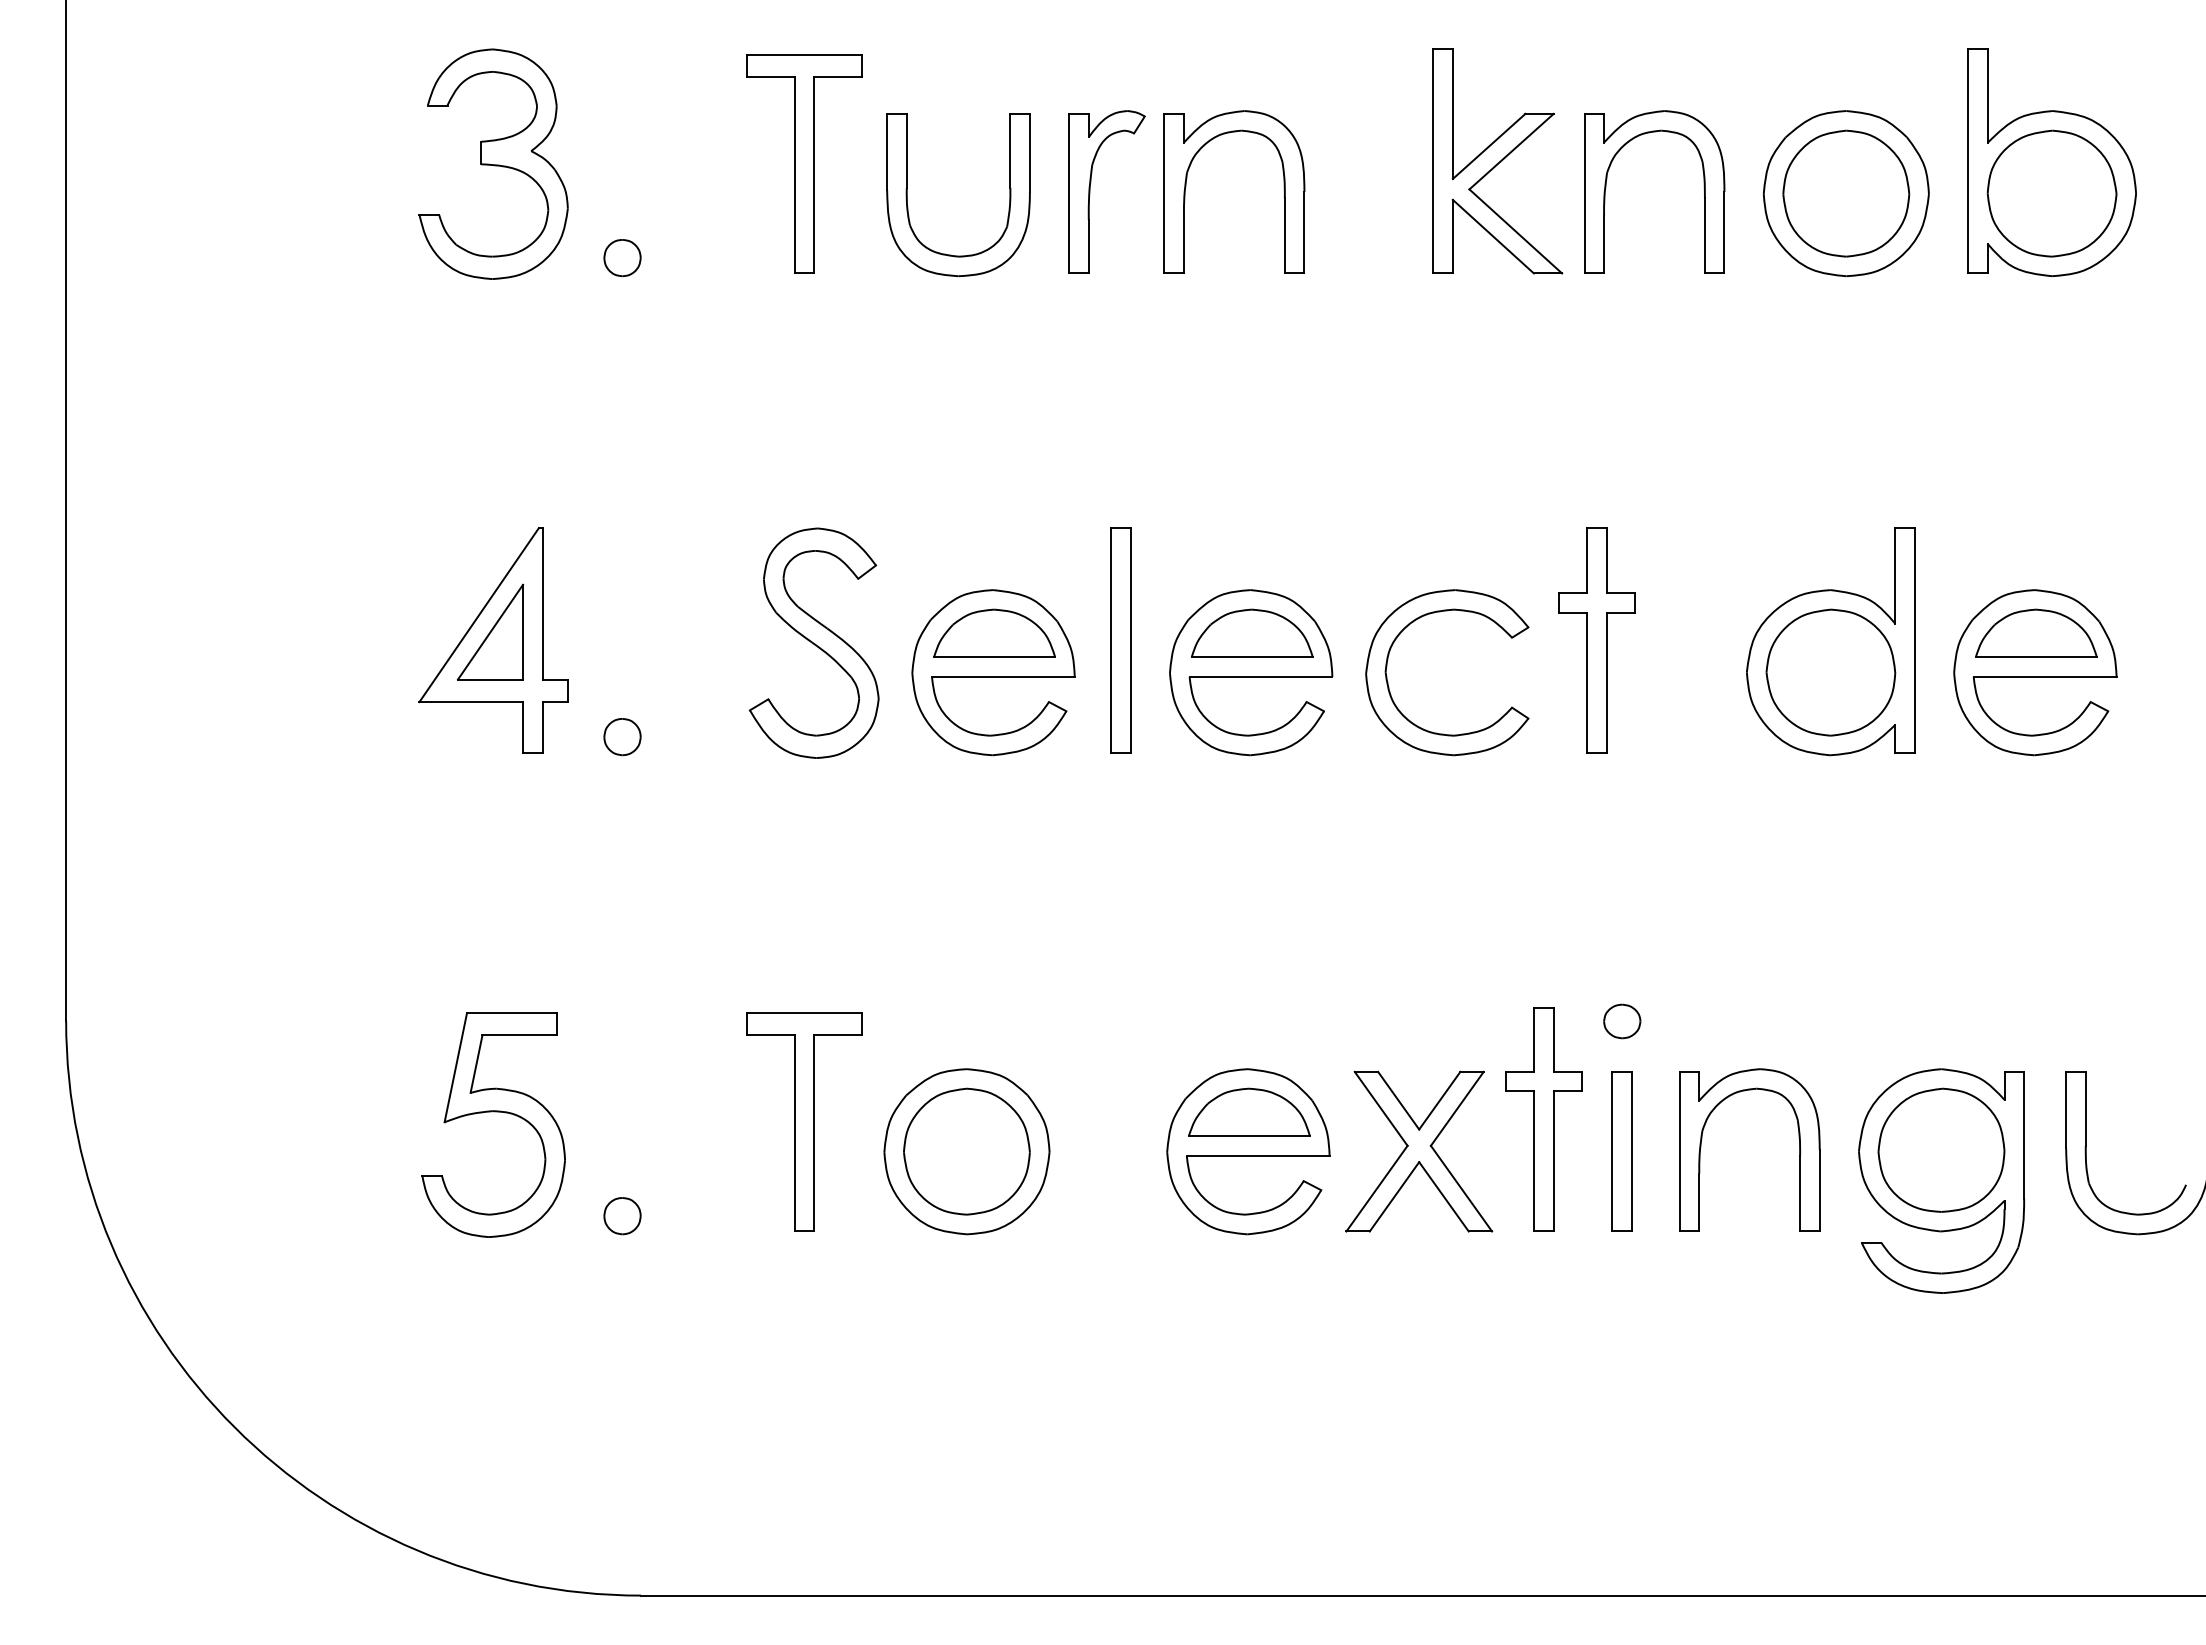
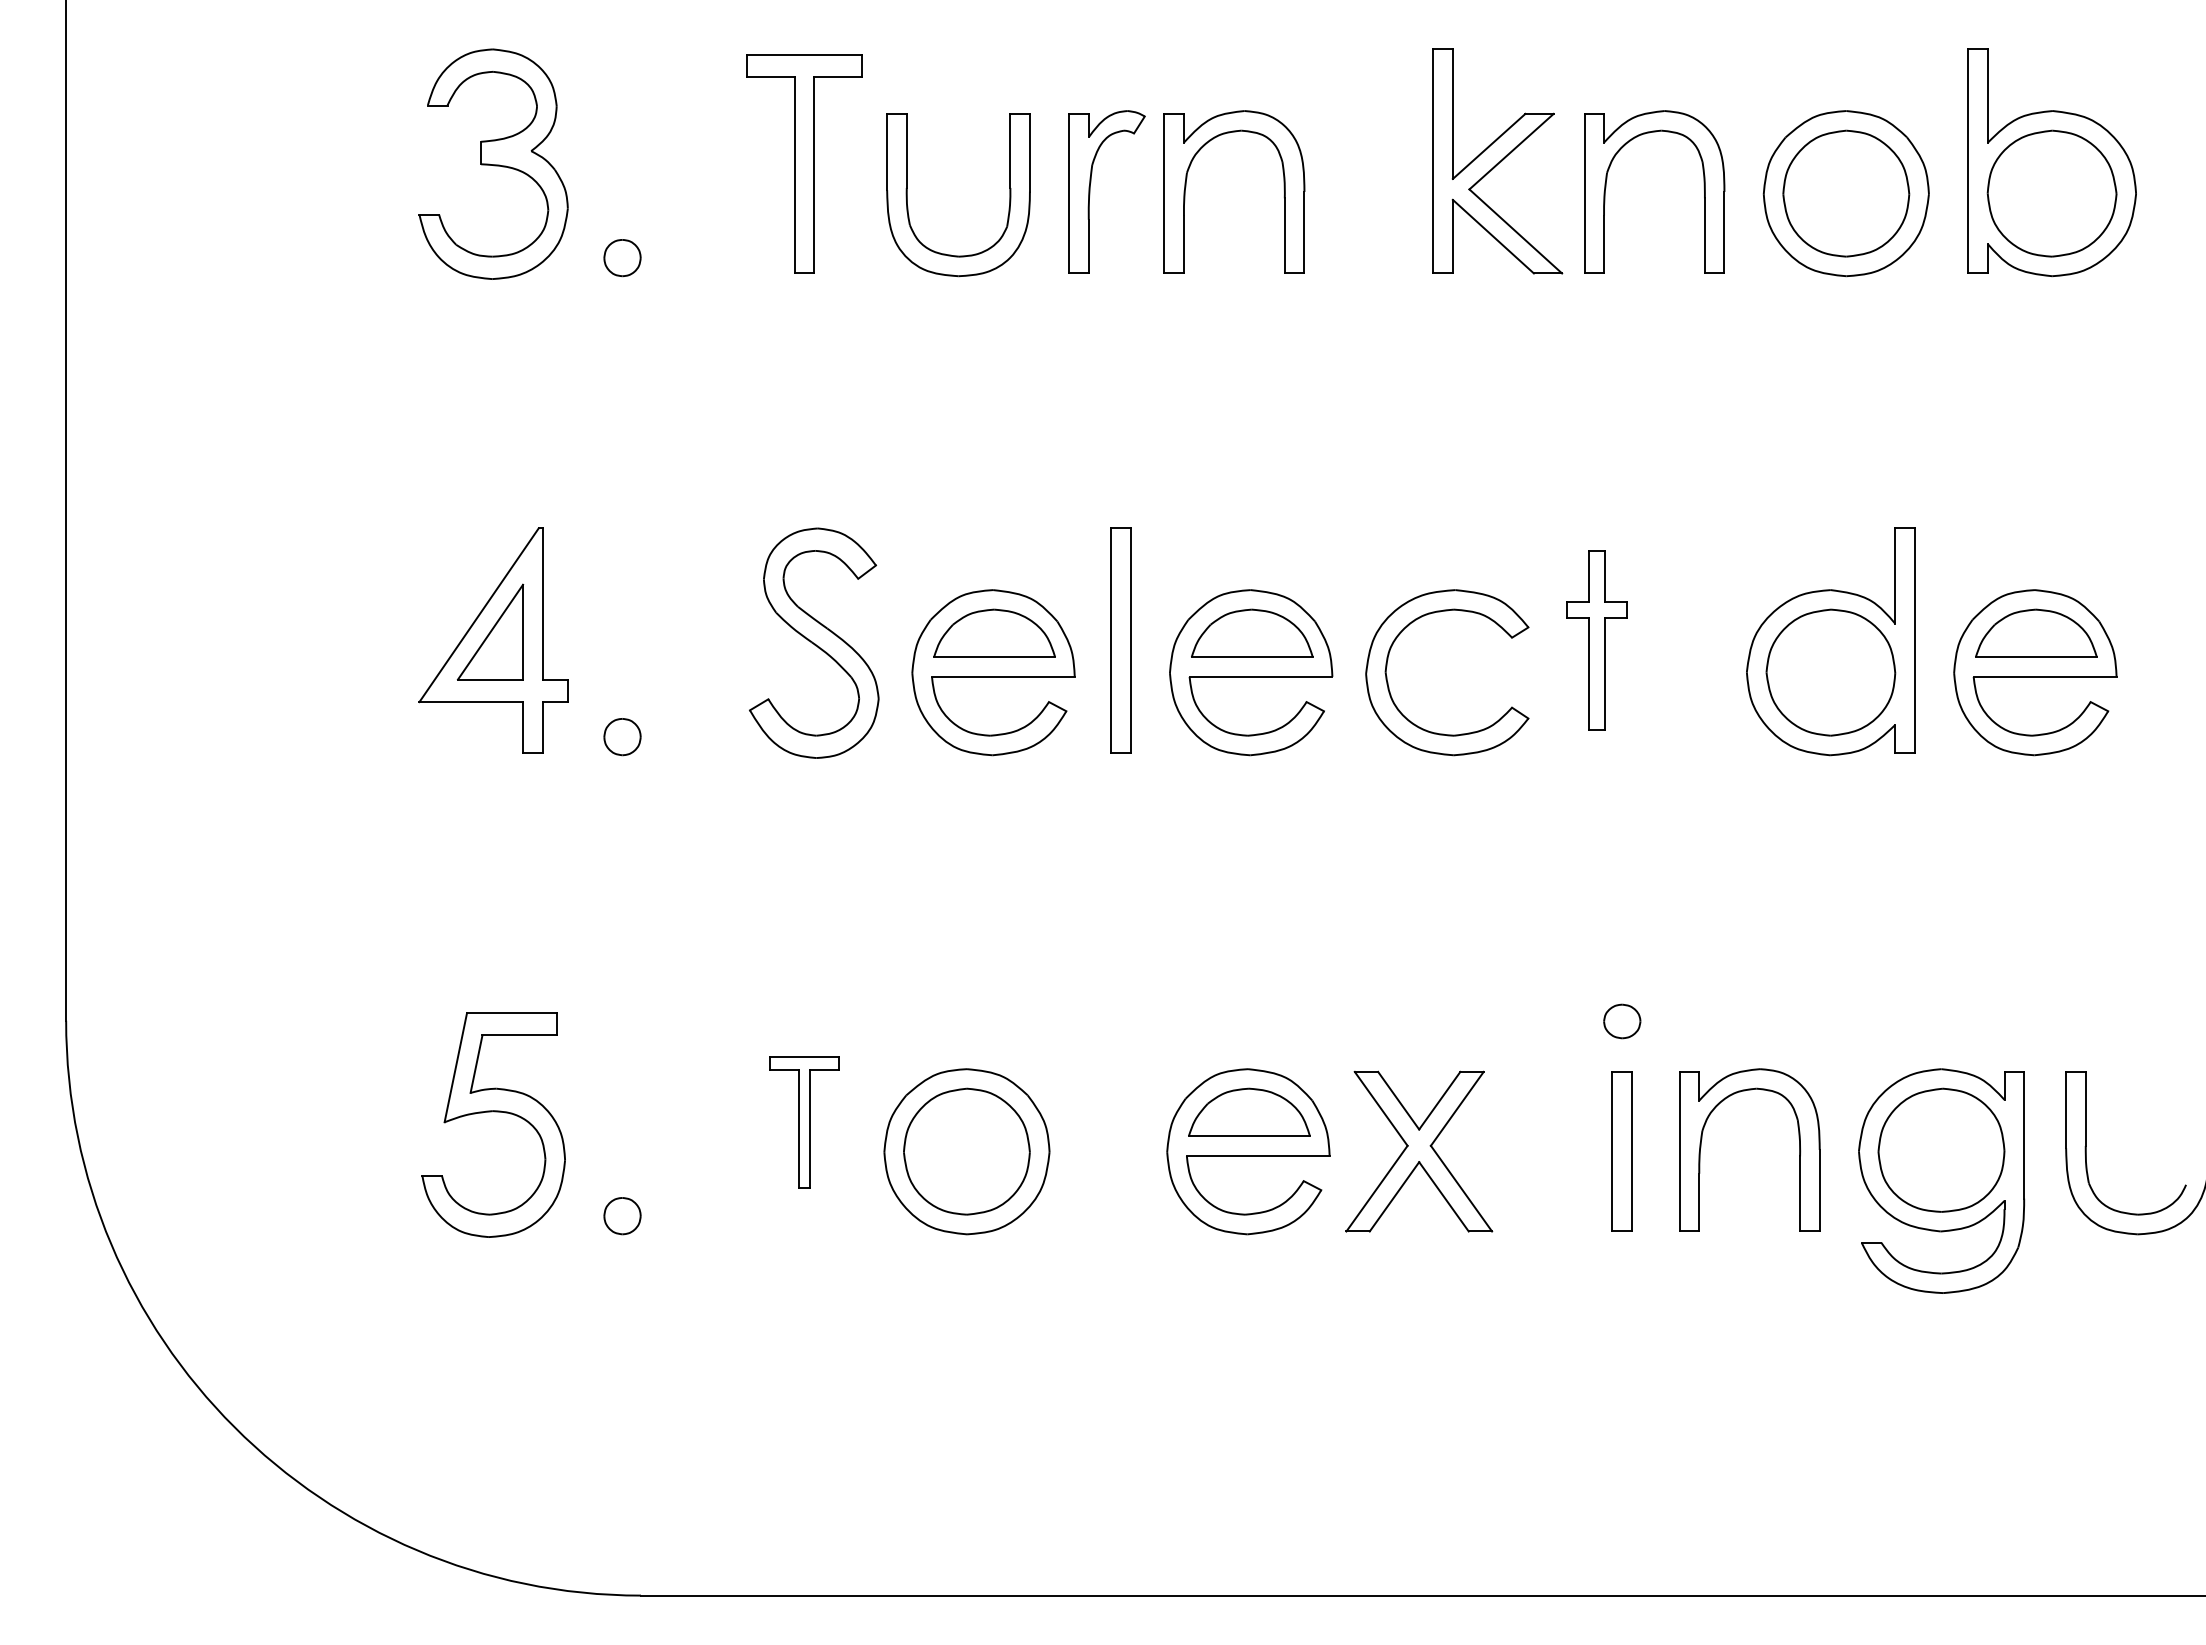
part size: 78x227 px -> 62x181 px (1596, 640)
part: present -> none (1543, 1119)
part size: 117x220 px -> 71x133 px (804, 1122)
